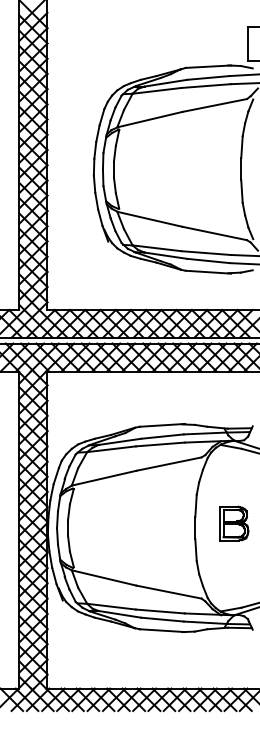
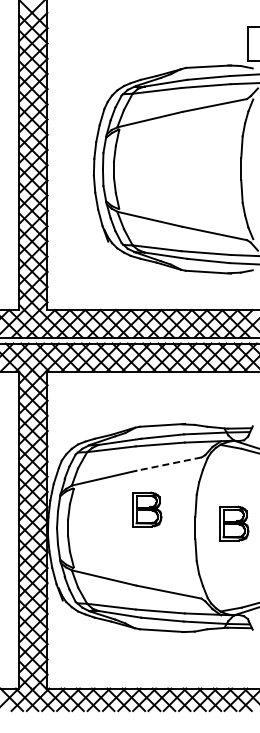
line: solid -> dashed (168, 464)
part: none -> present (147, 509)
